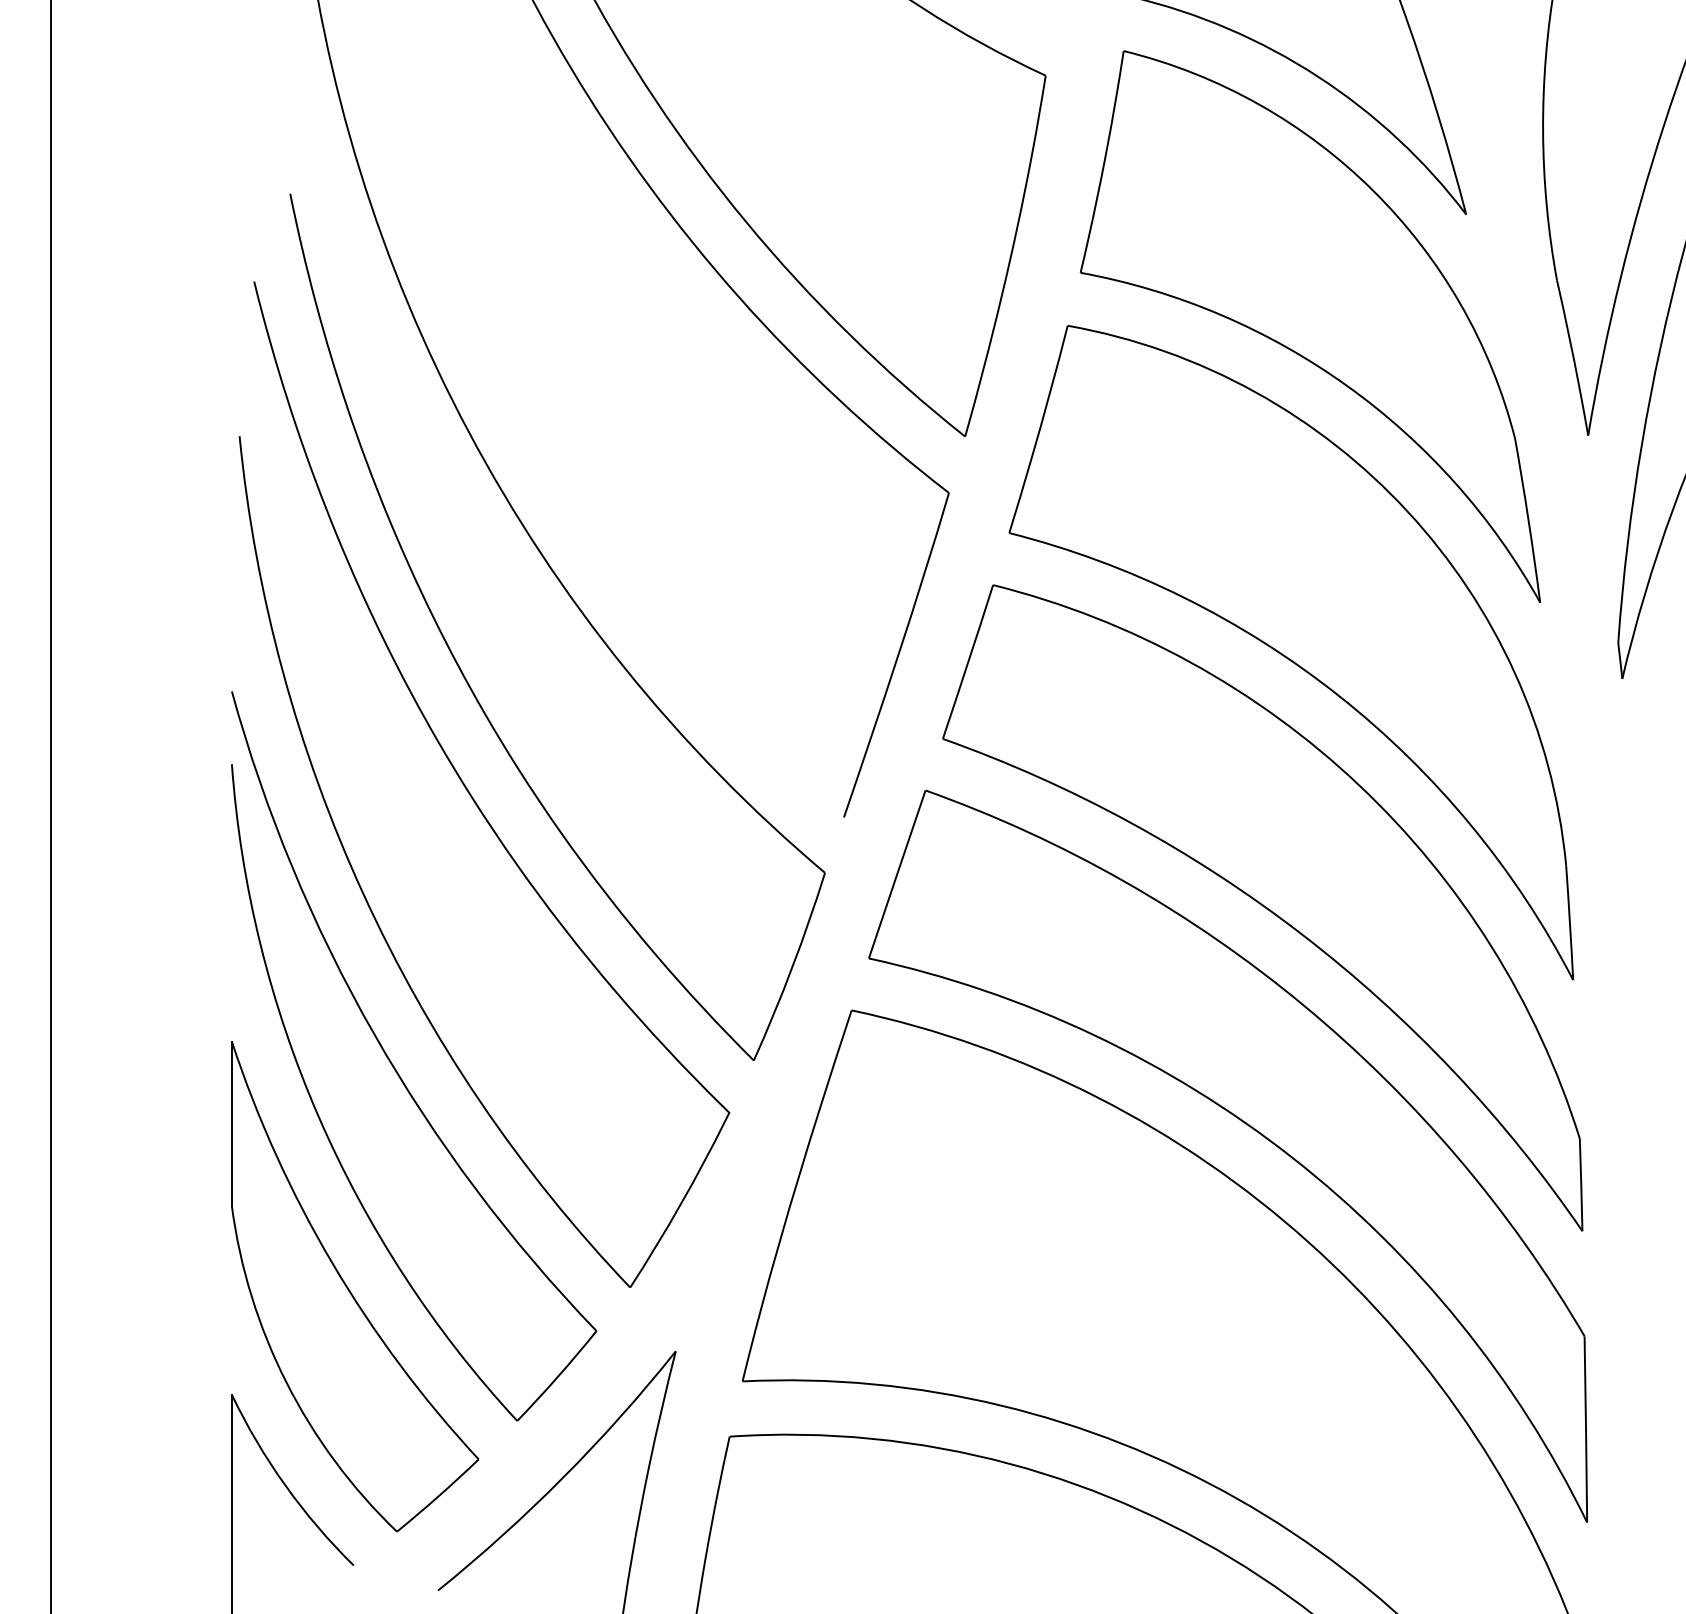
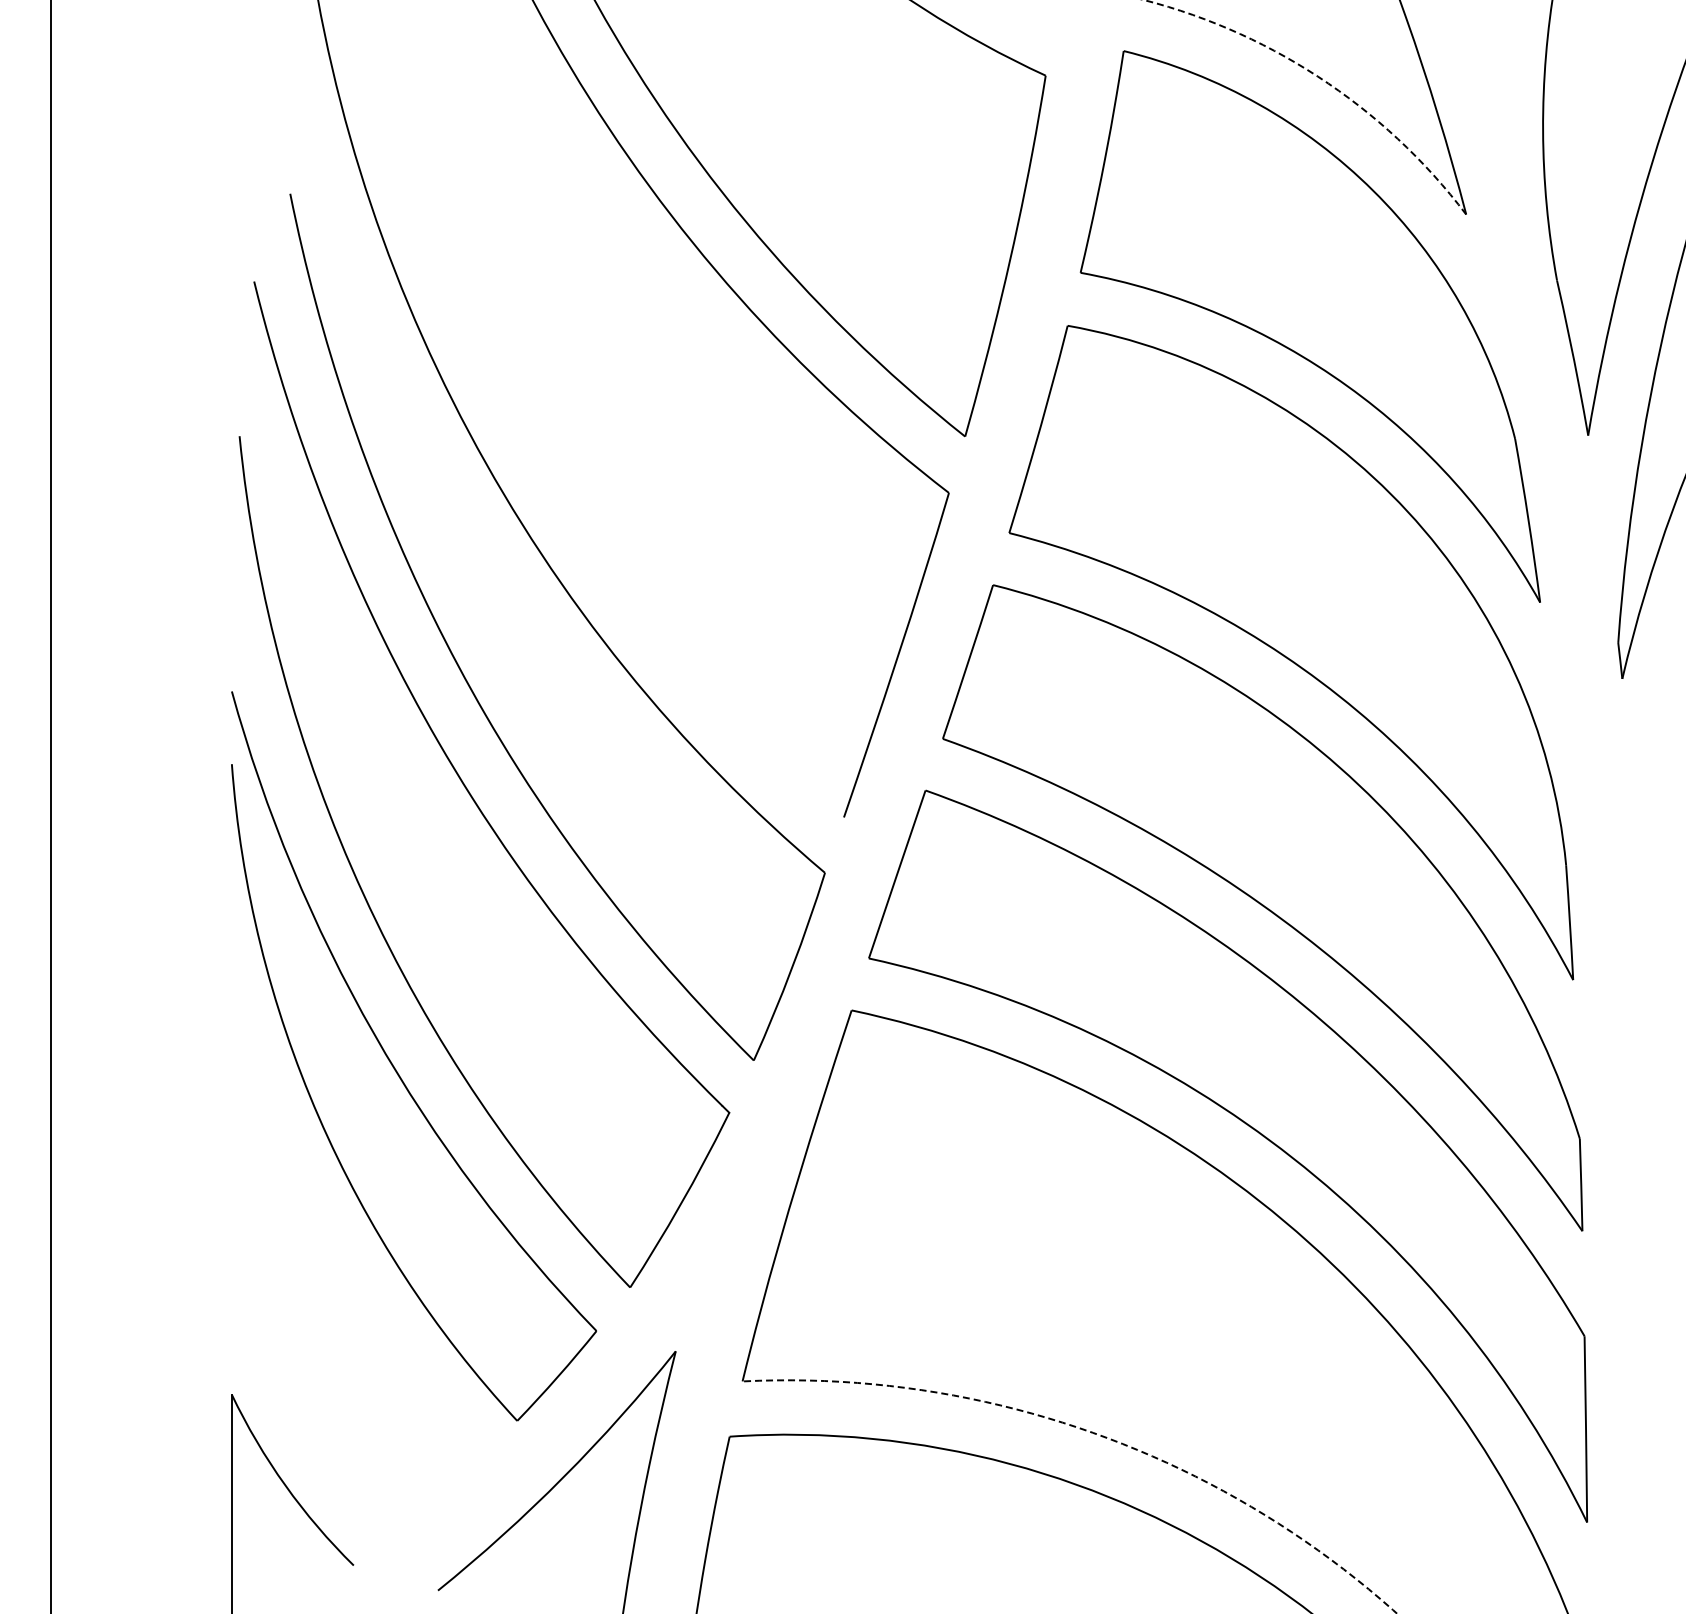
arc: solid -> dashed (1322, 79)
part: present -> none (350, 1290)
arc: solid -> dashed (1087, 1430)
